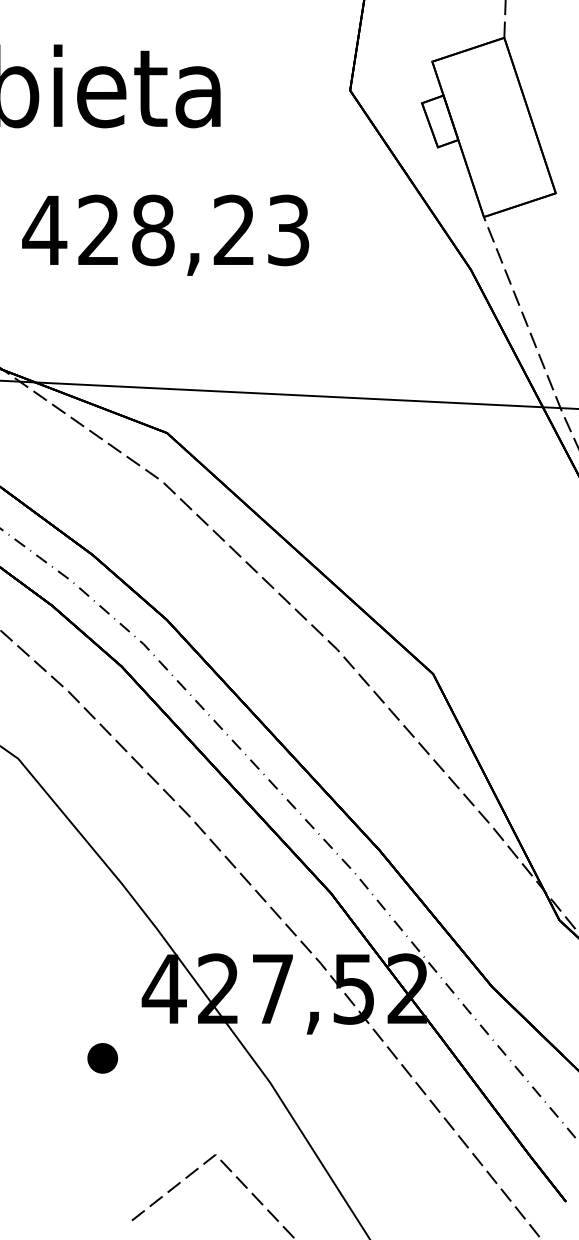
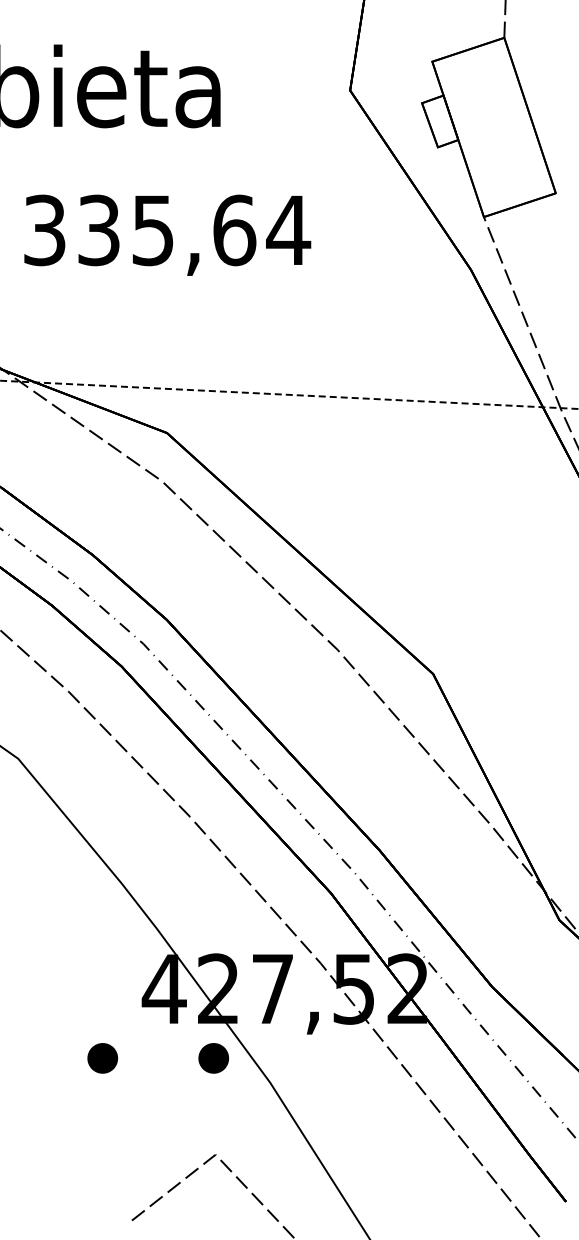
text: 428,23 -> 335,64 (166, 230)
line: solid -> dashed (288, 394)
part: none -> present (213, 1058)
